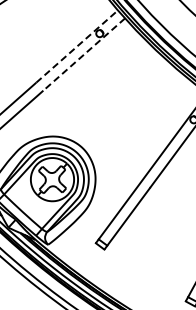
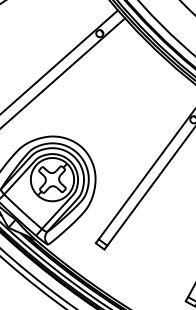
line: dashed -> solid (77, 46)
line: dashed -> solid (84, 54)
